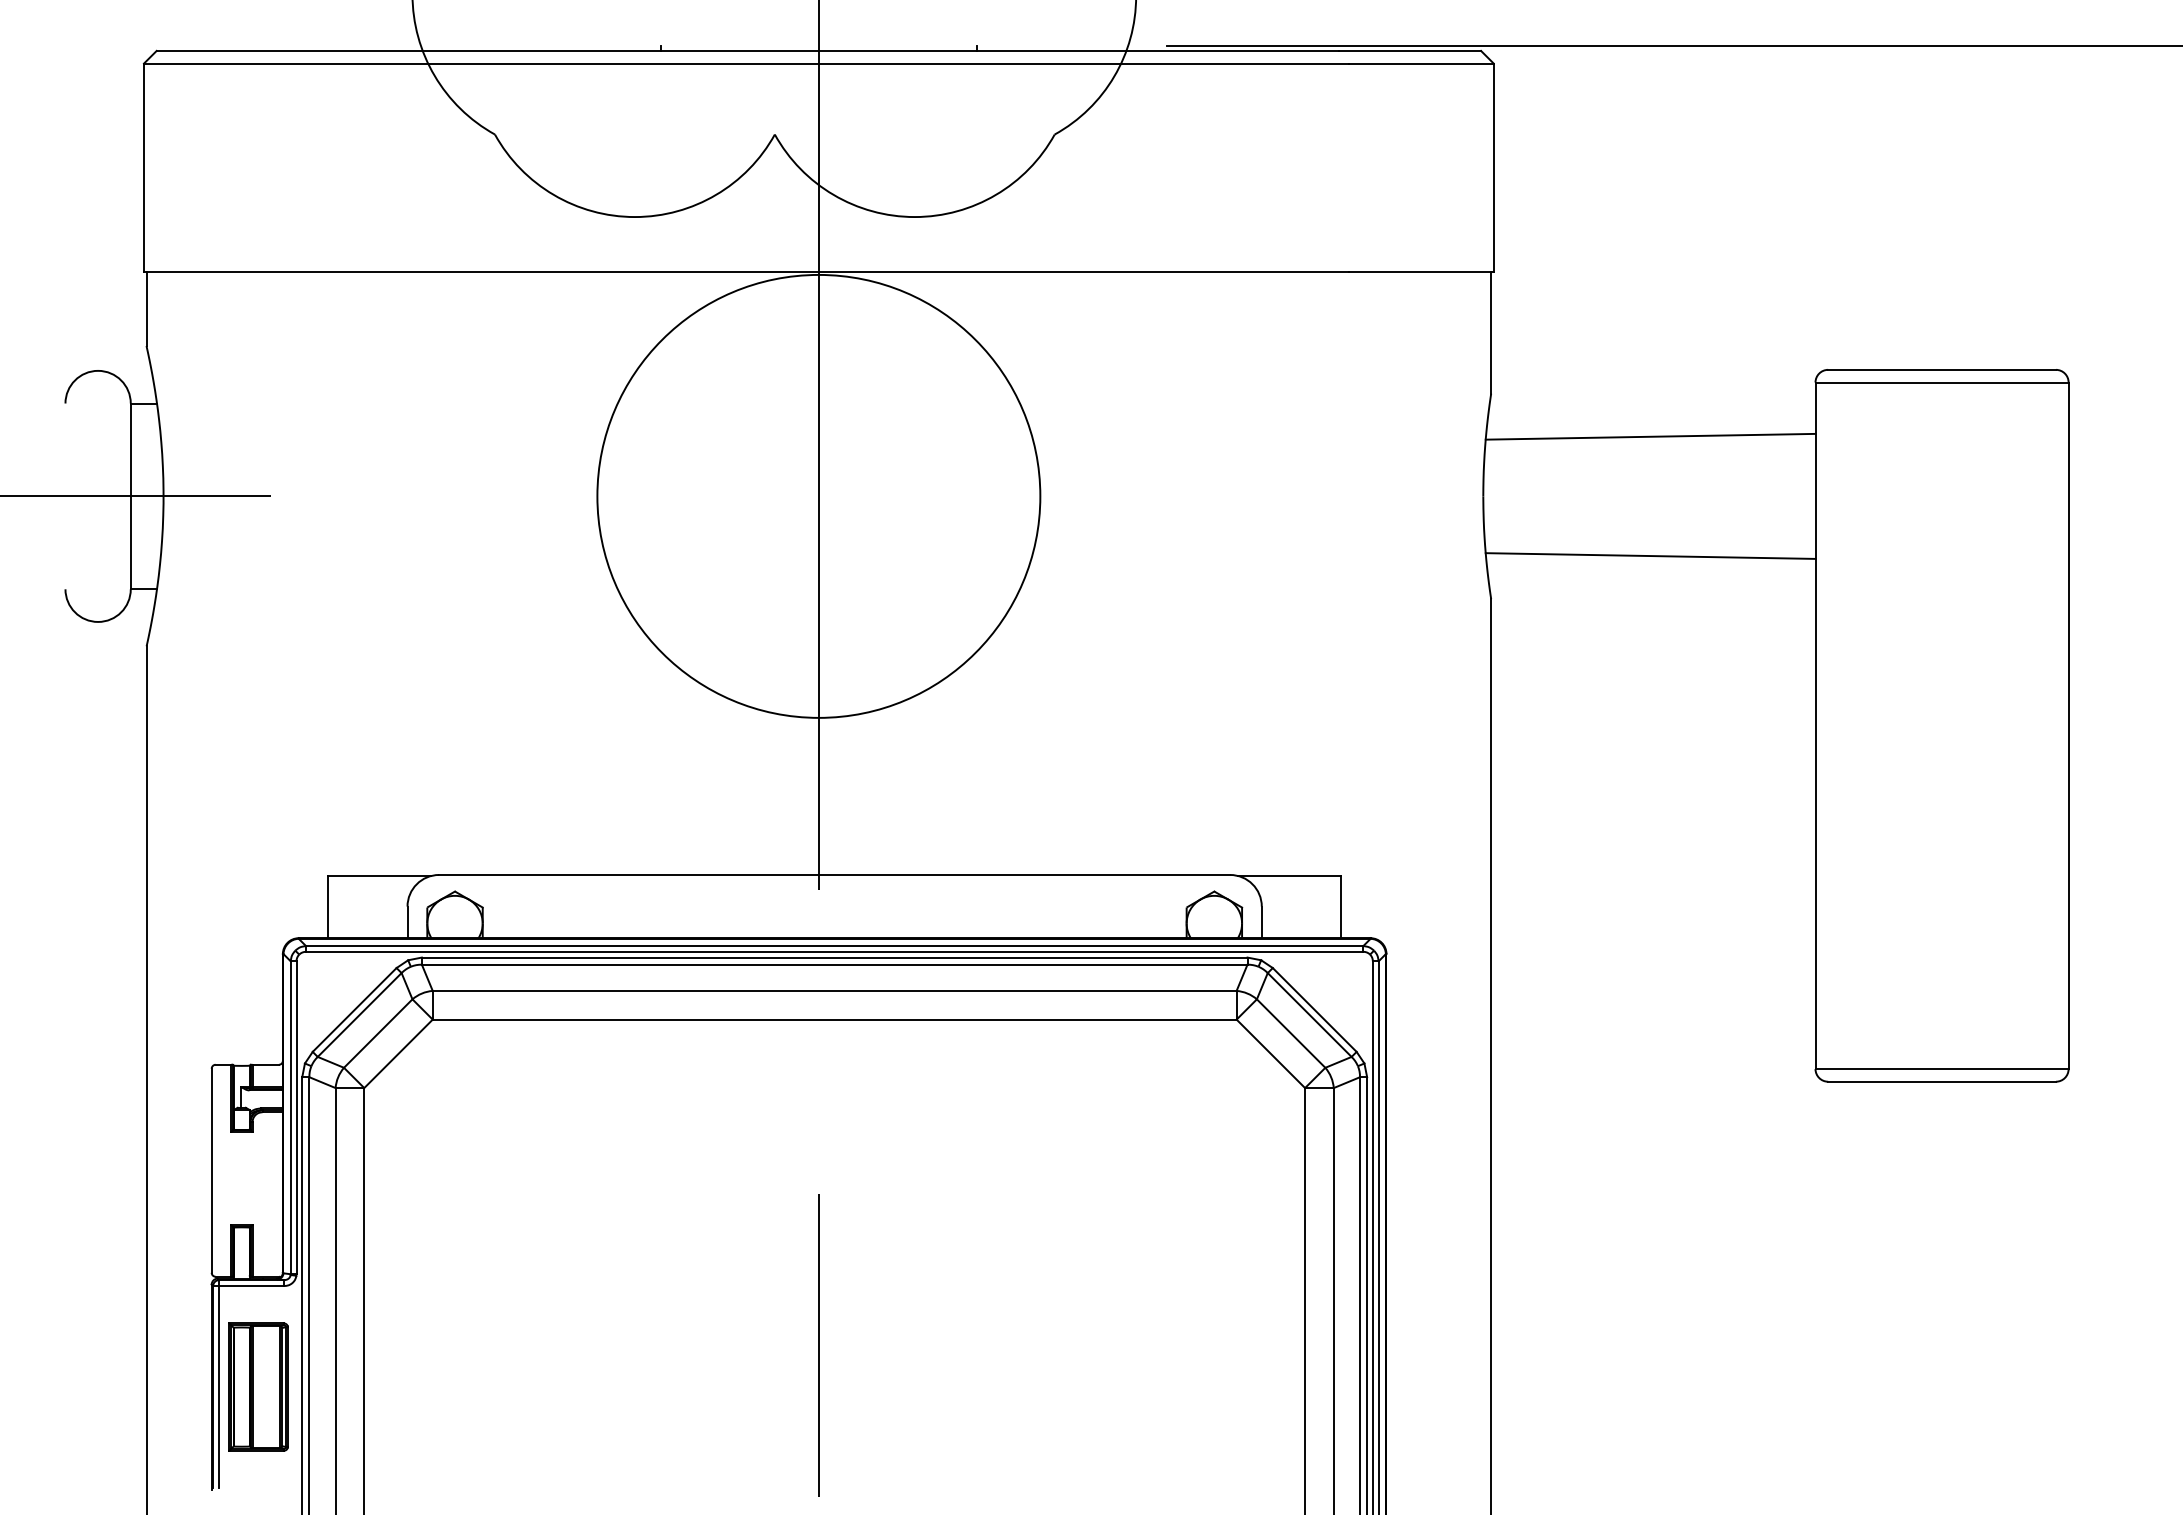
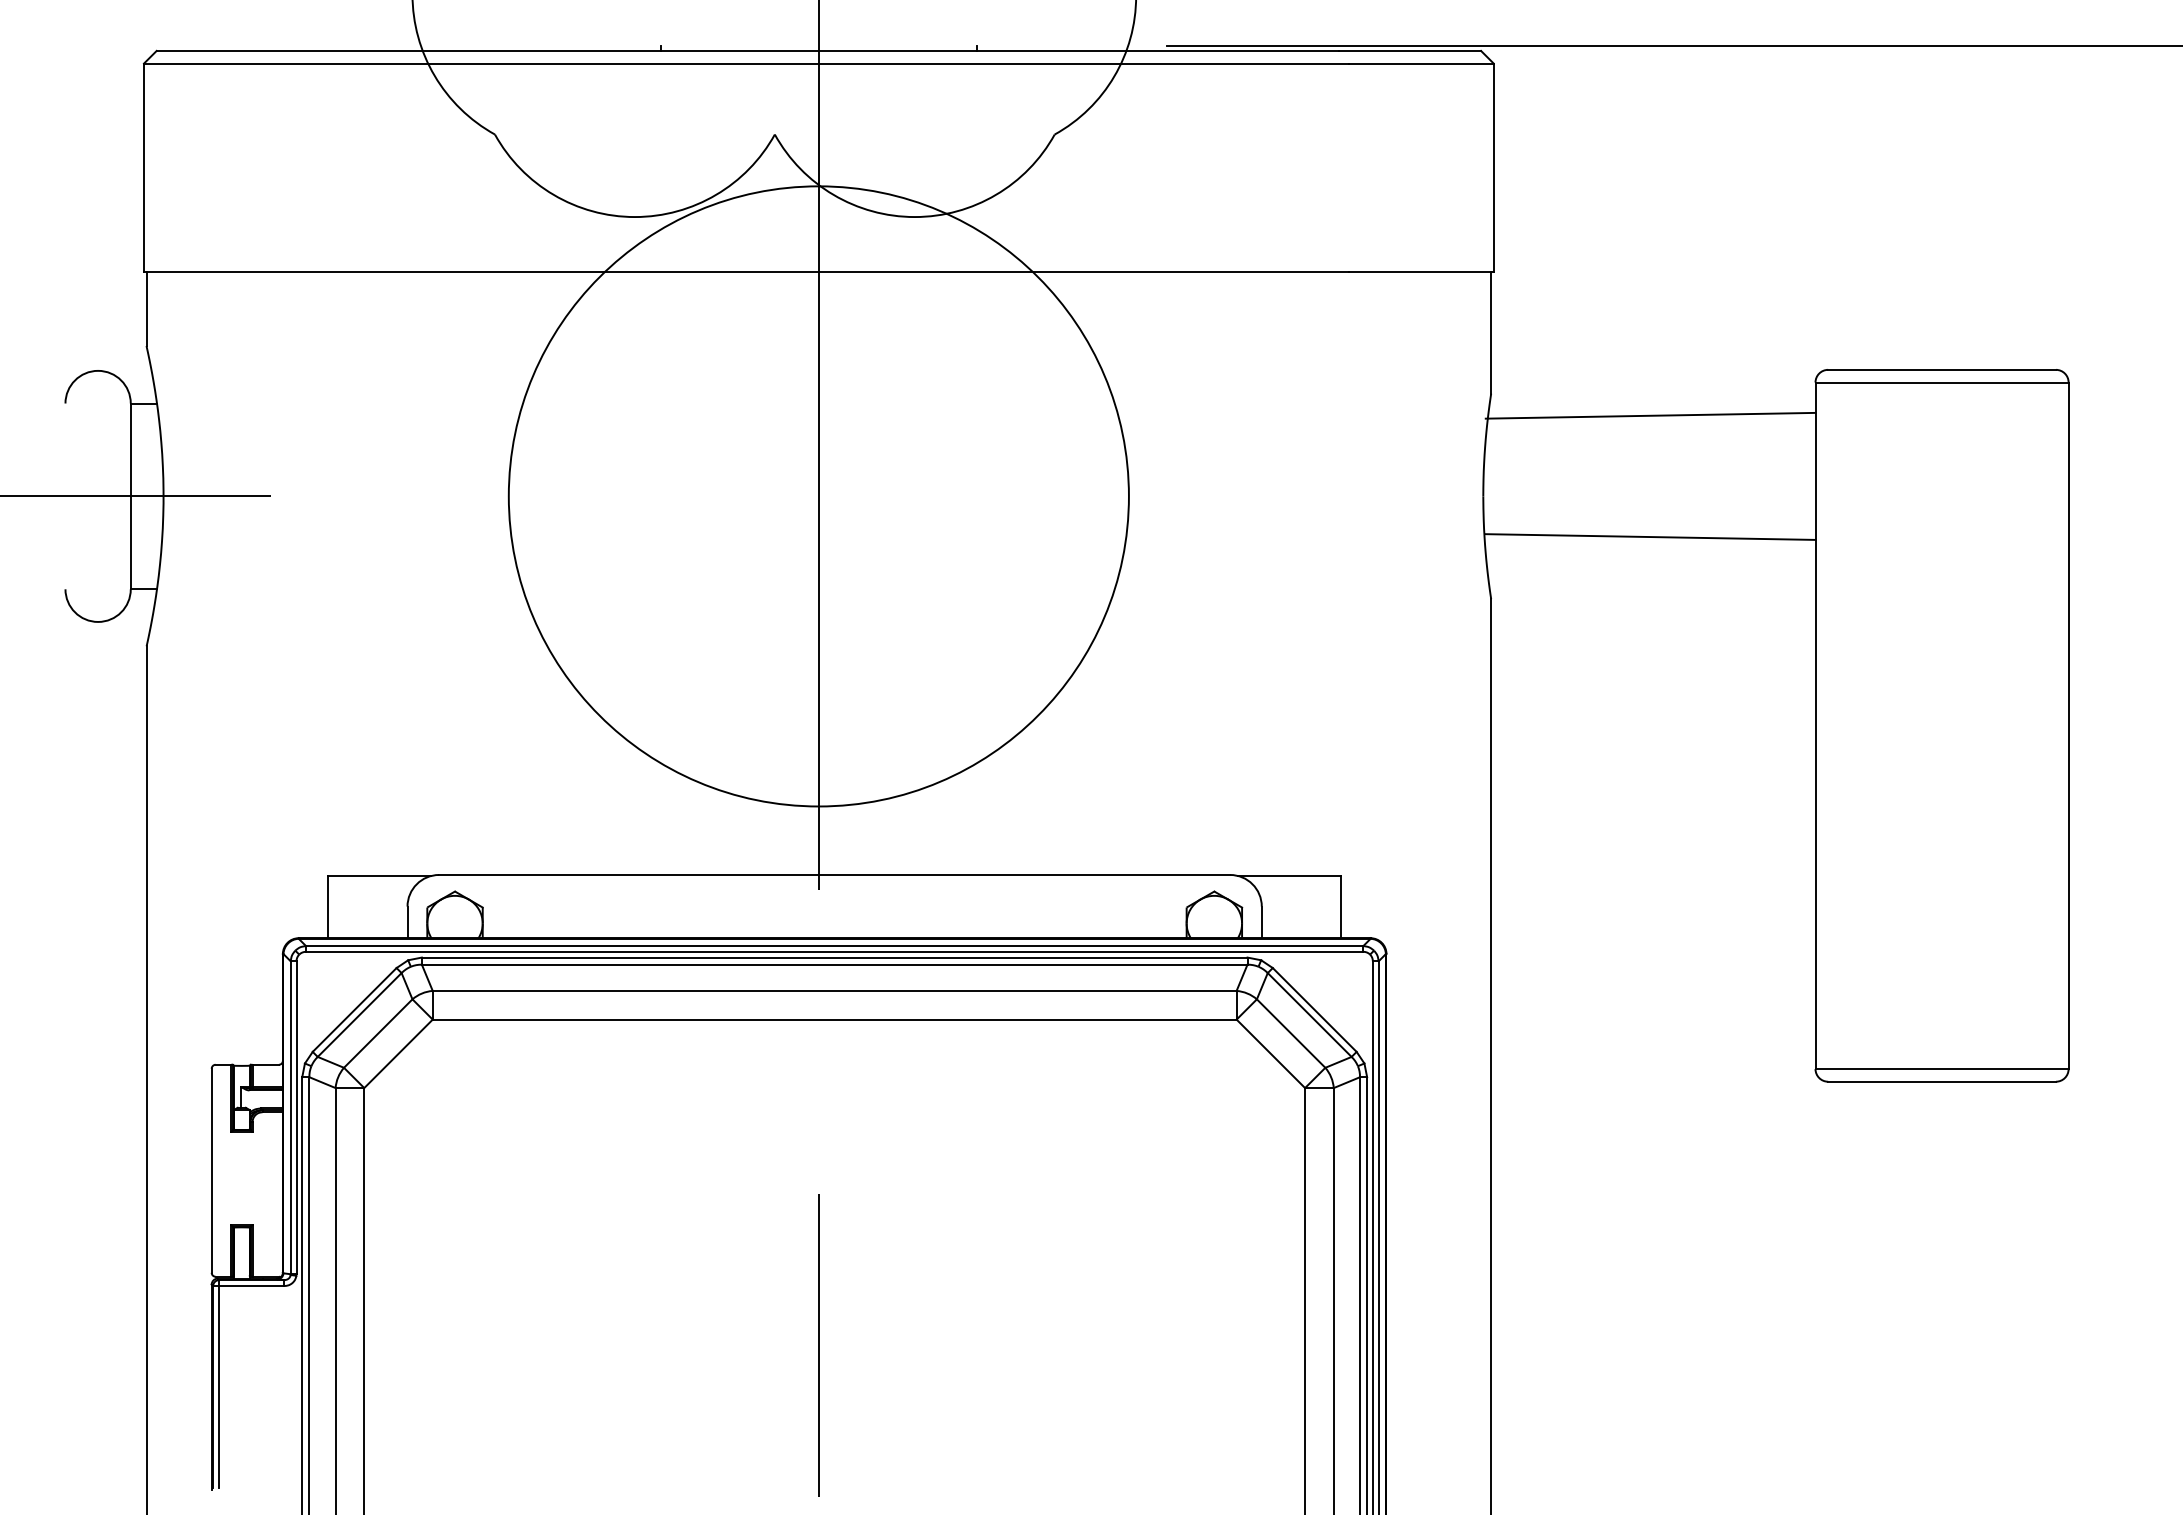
line position: (1650, 436) -> (1650, 415) (1650, 415)
circle diameter: 443 px -> 620 px (818, 496)
line position: (1650, 555) -> (1650, 536) (1650, 536)
part: present -> none (258, 1386)
